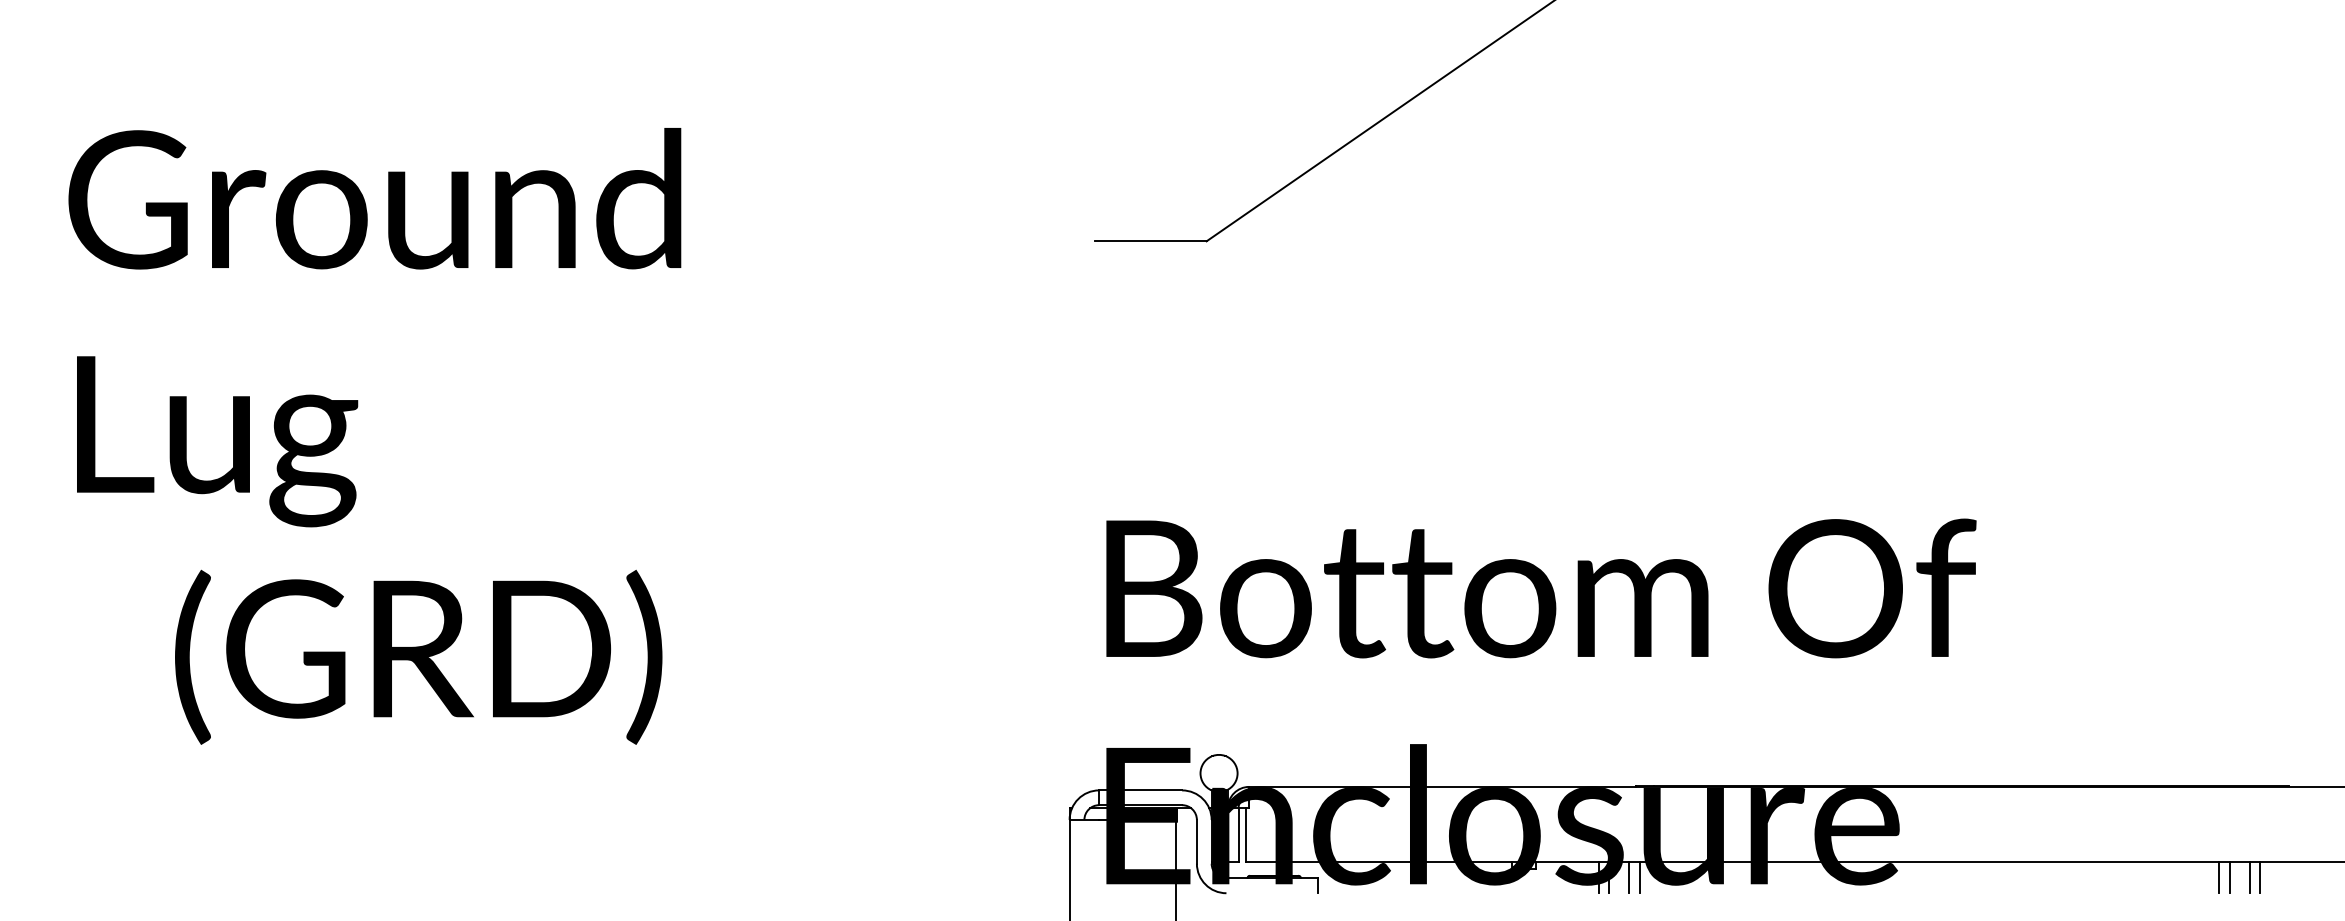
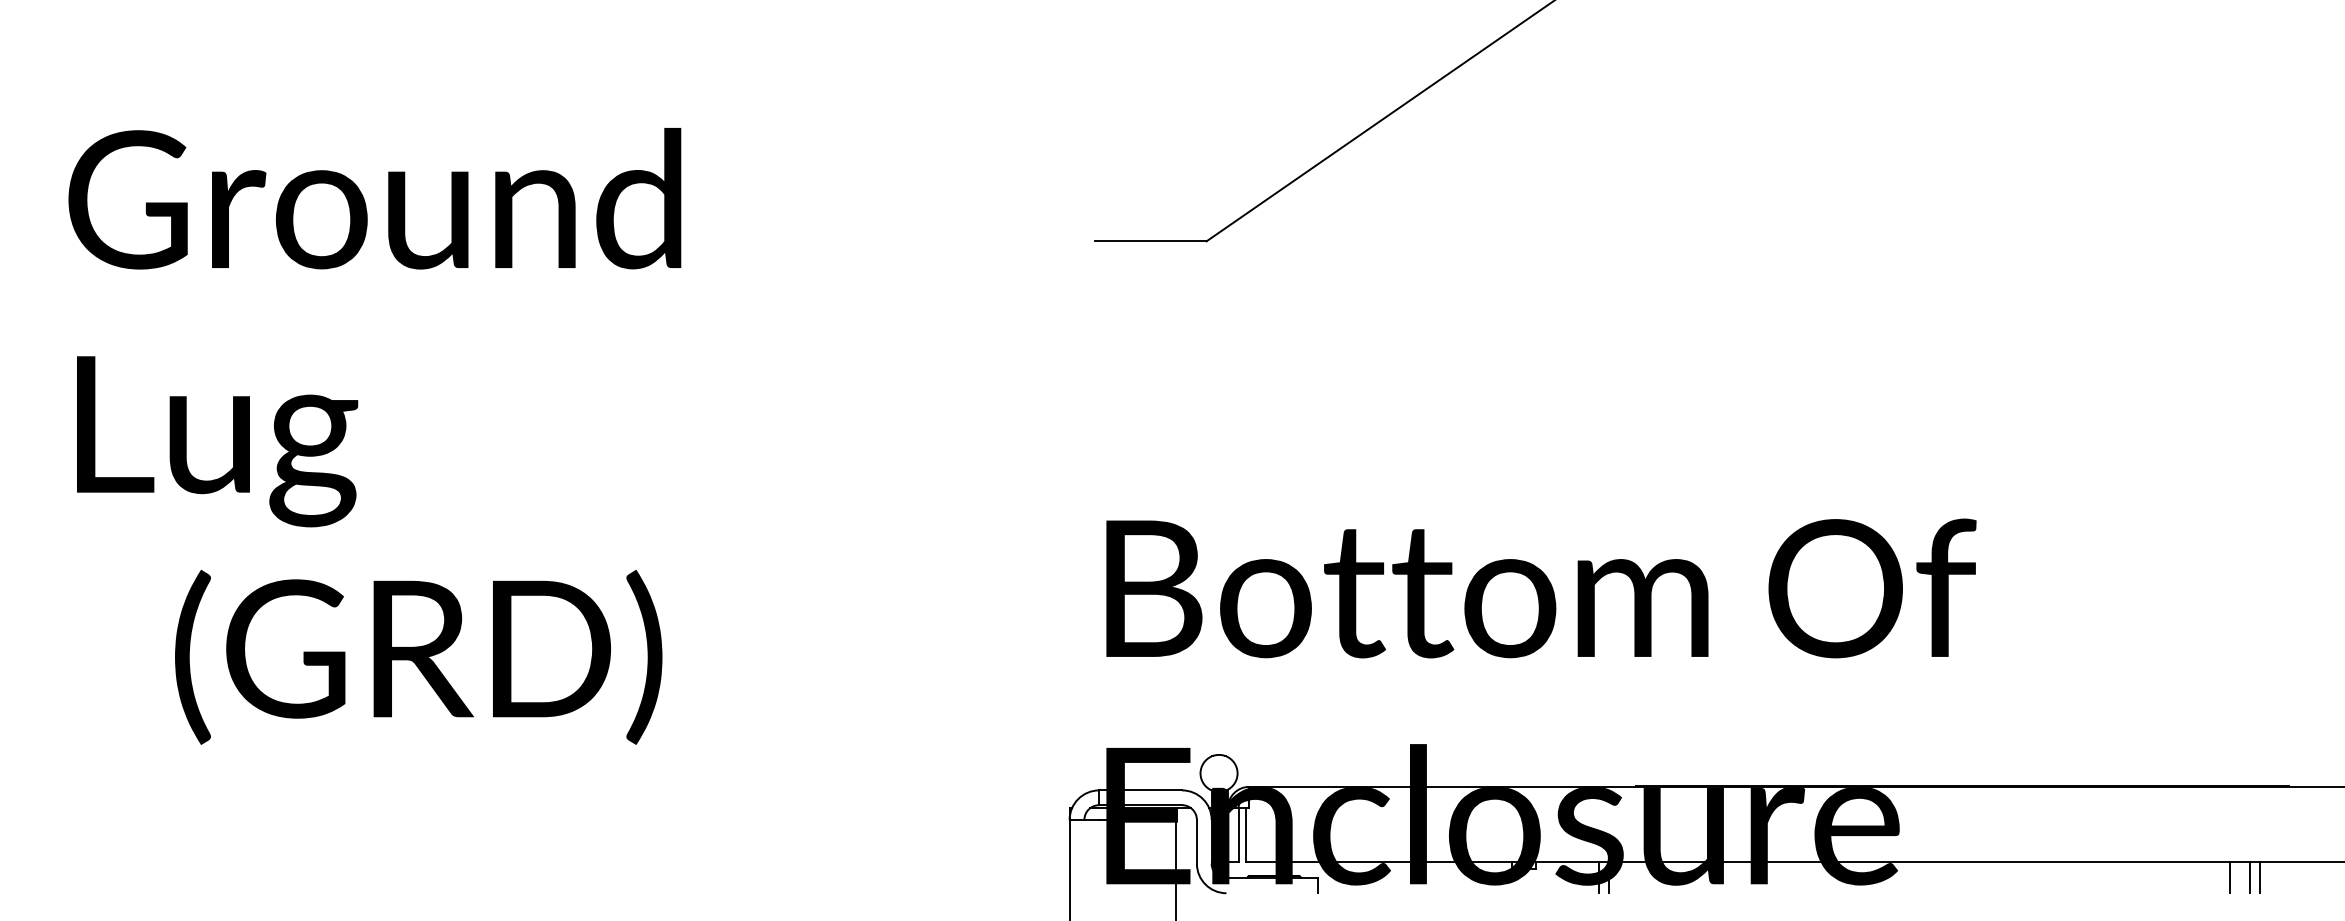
line: present -> none (1629, 877)
line: present -> none (1639, 877)
line: present -> none (2219, 877)
